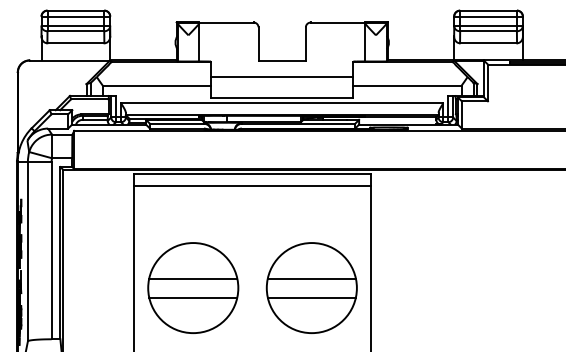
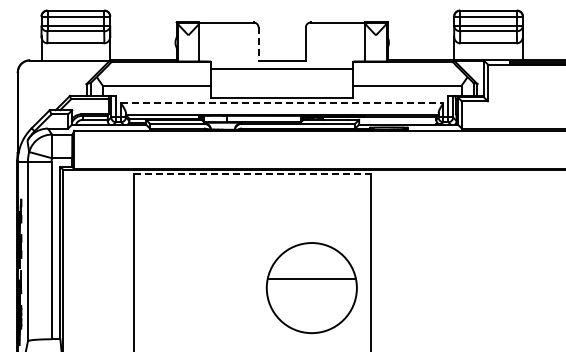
line: solid -> dashed (258, 43)
line position: (282, 77) -> (282, 69) (282, 69)
line: solid -> dashed (282, 103)
line: solid -> dashed (252, 174)
line: present -> none (252, 186)
part: present -> none (193, 287)
line: present -> none (311, 297)
